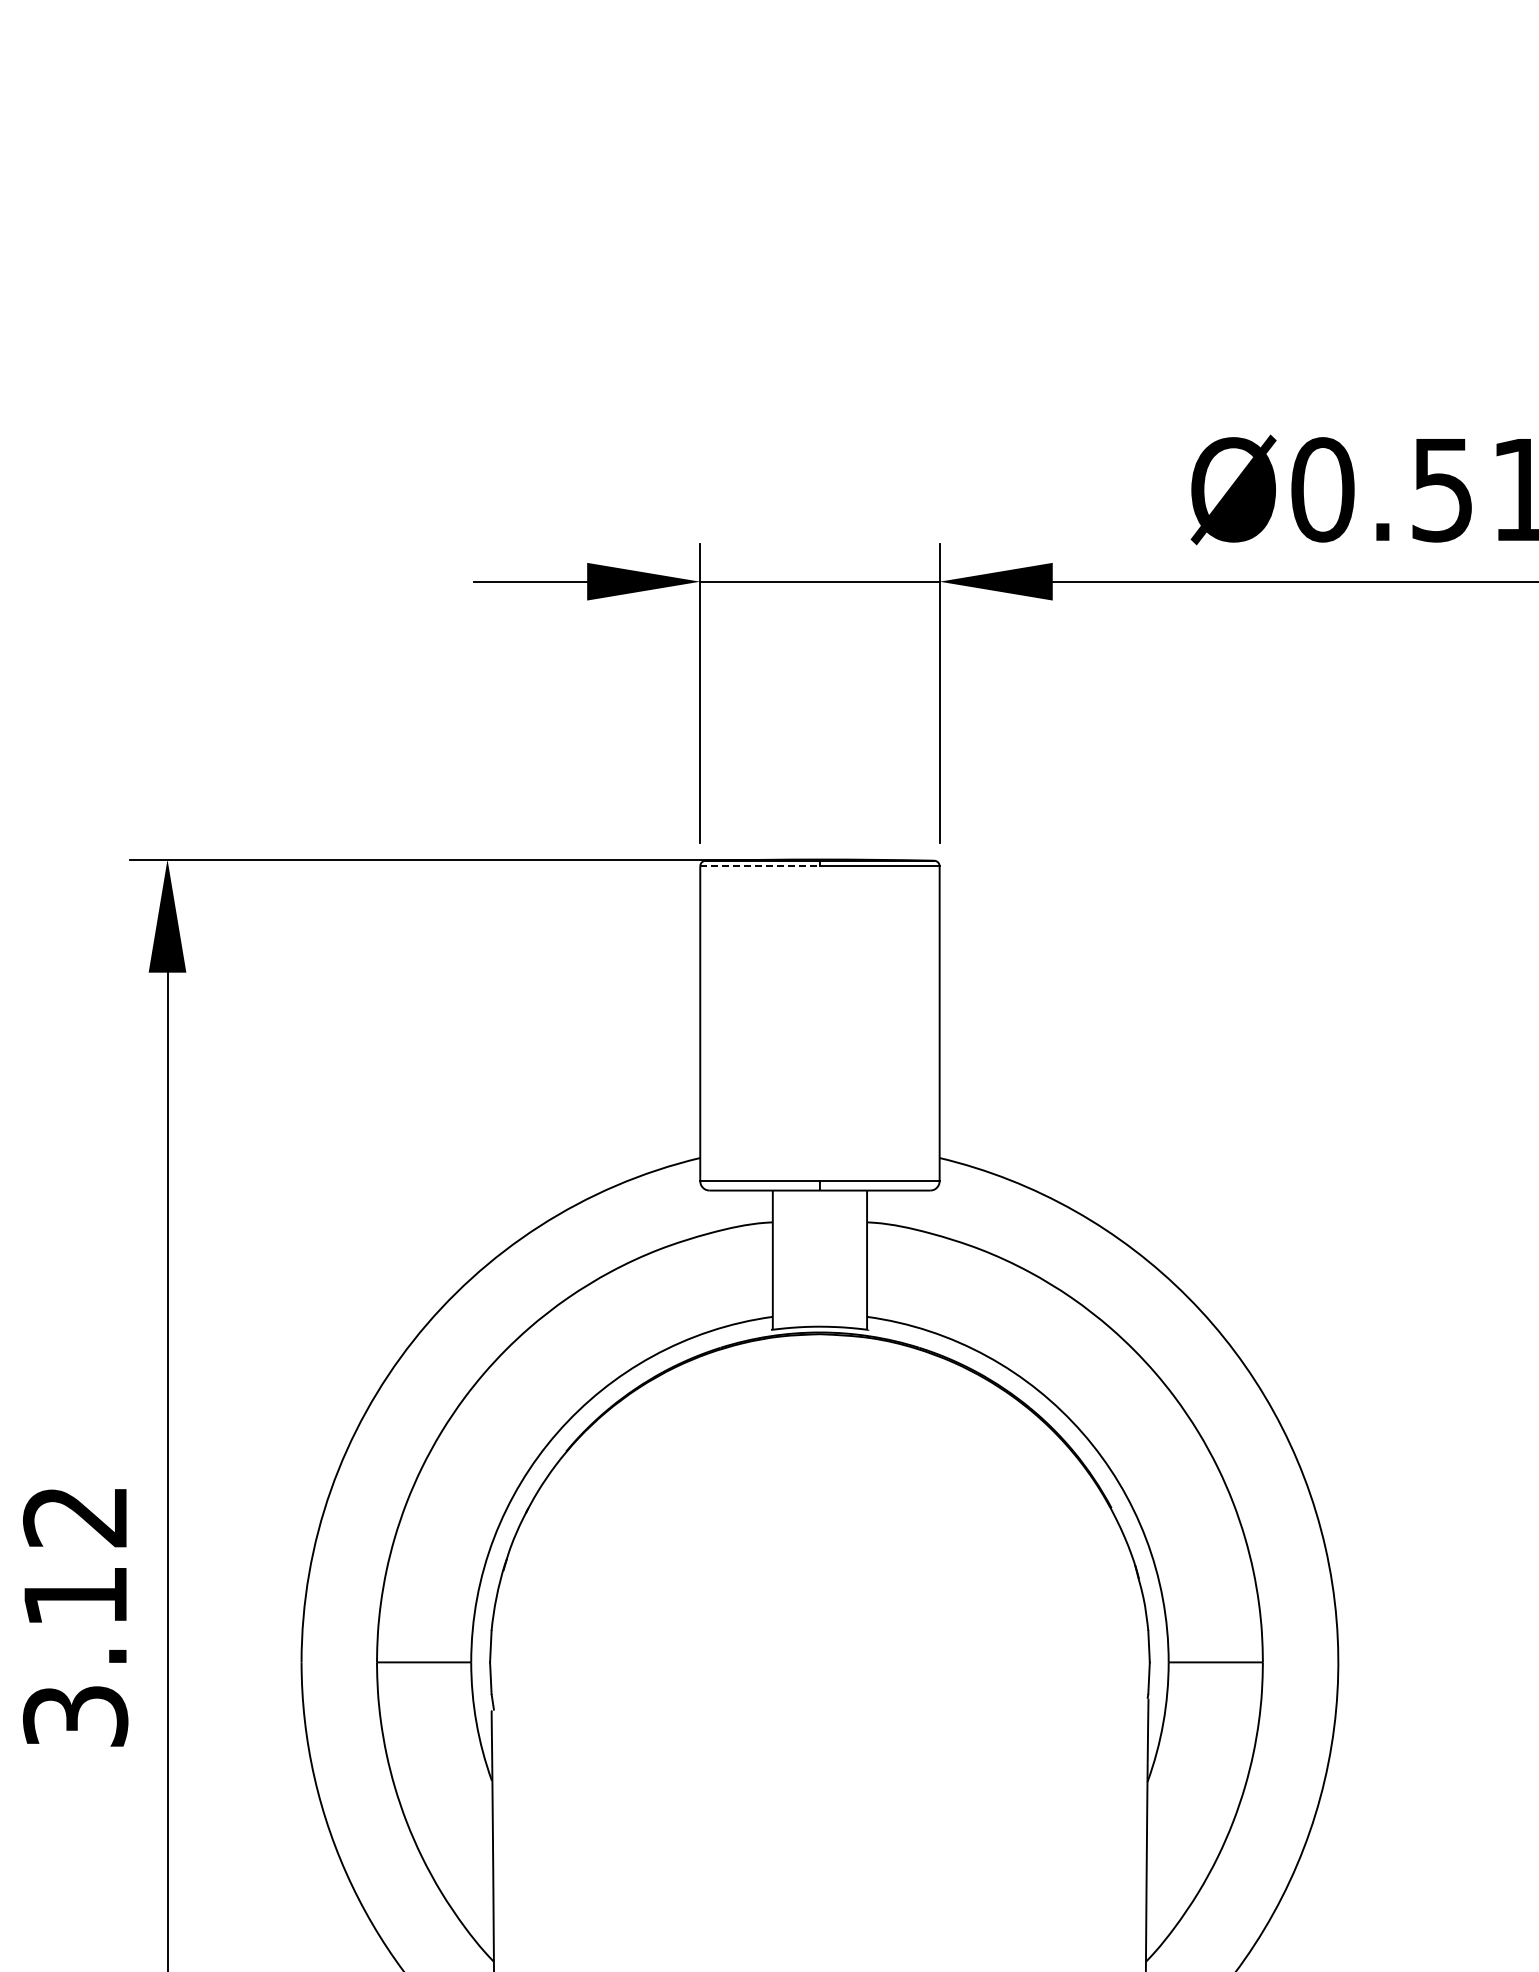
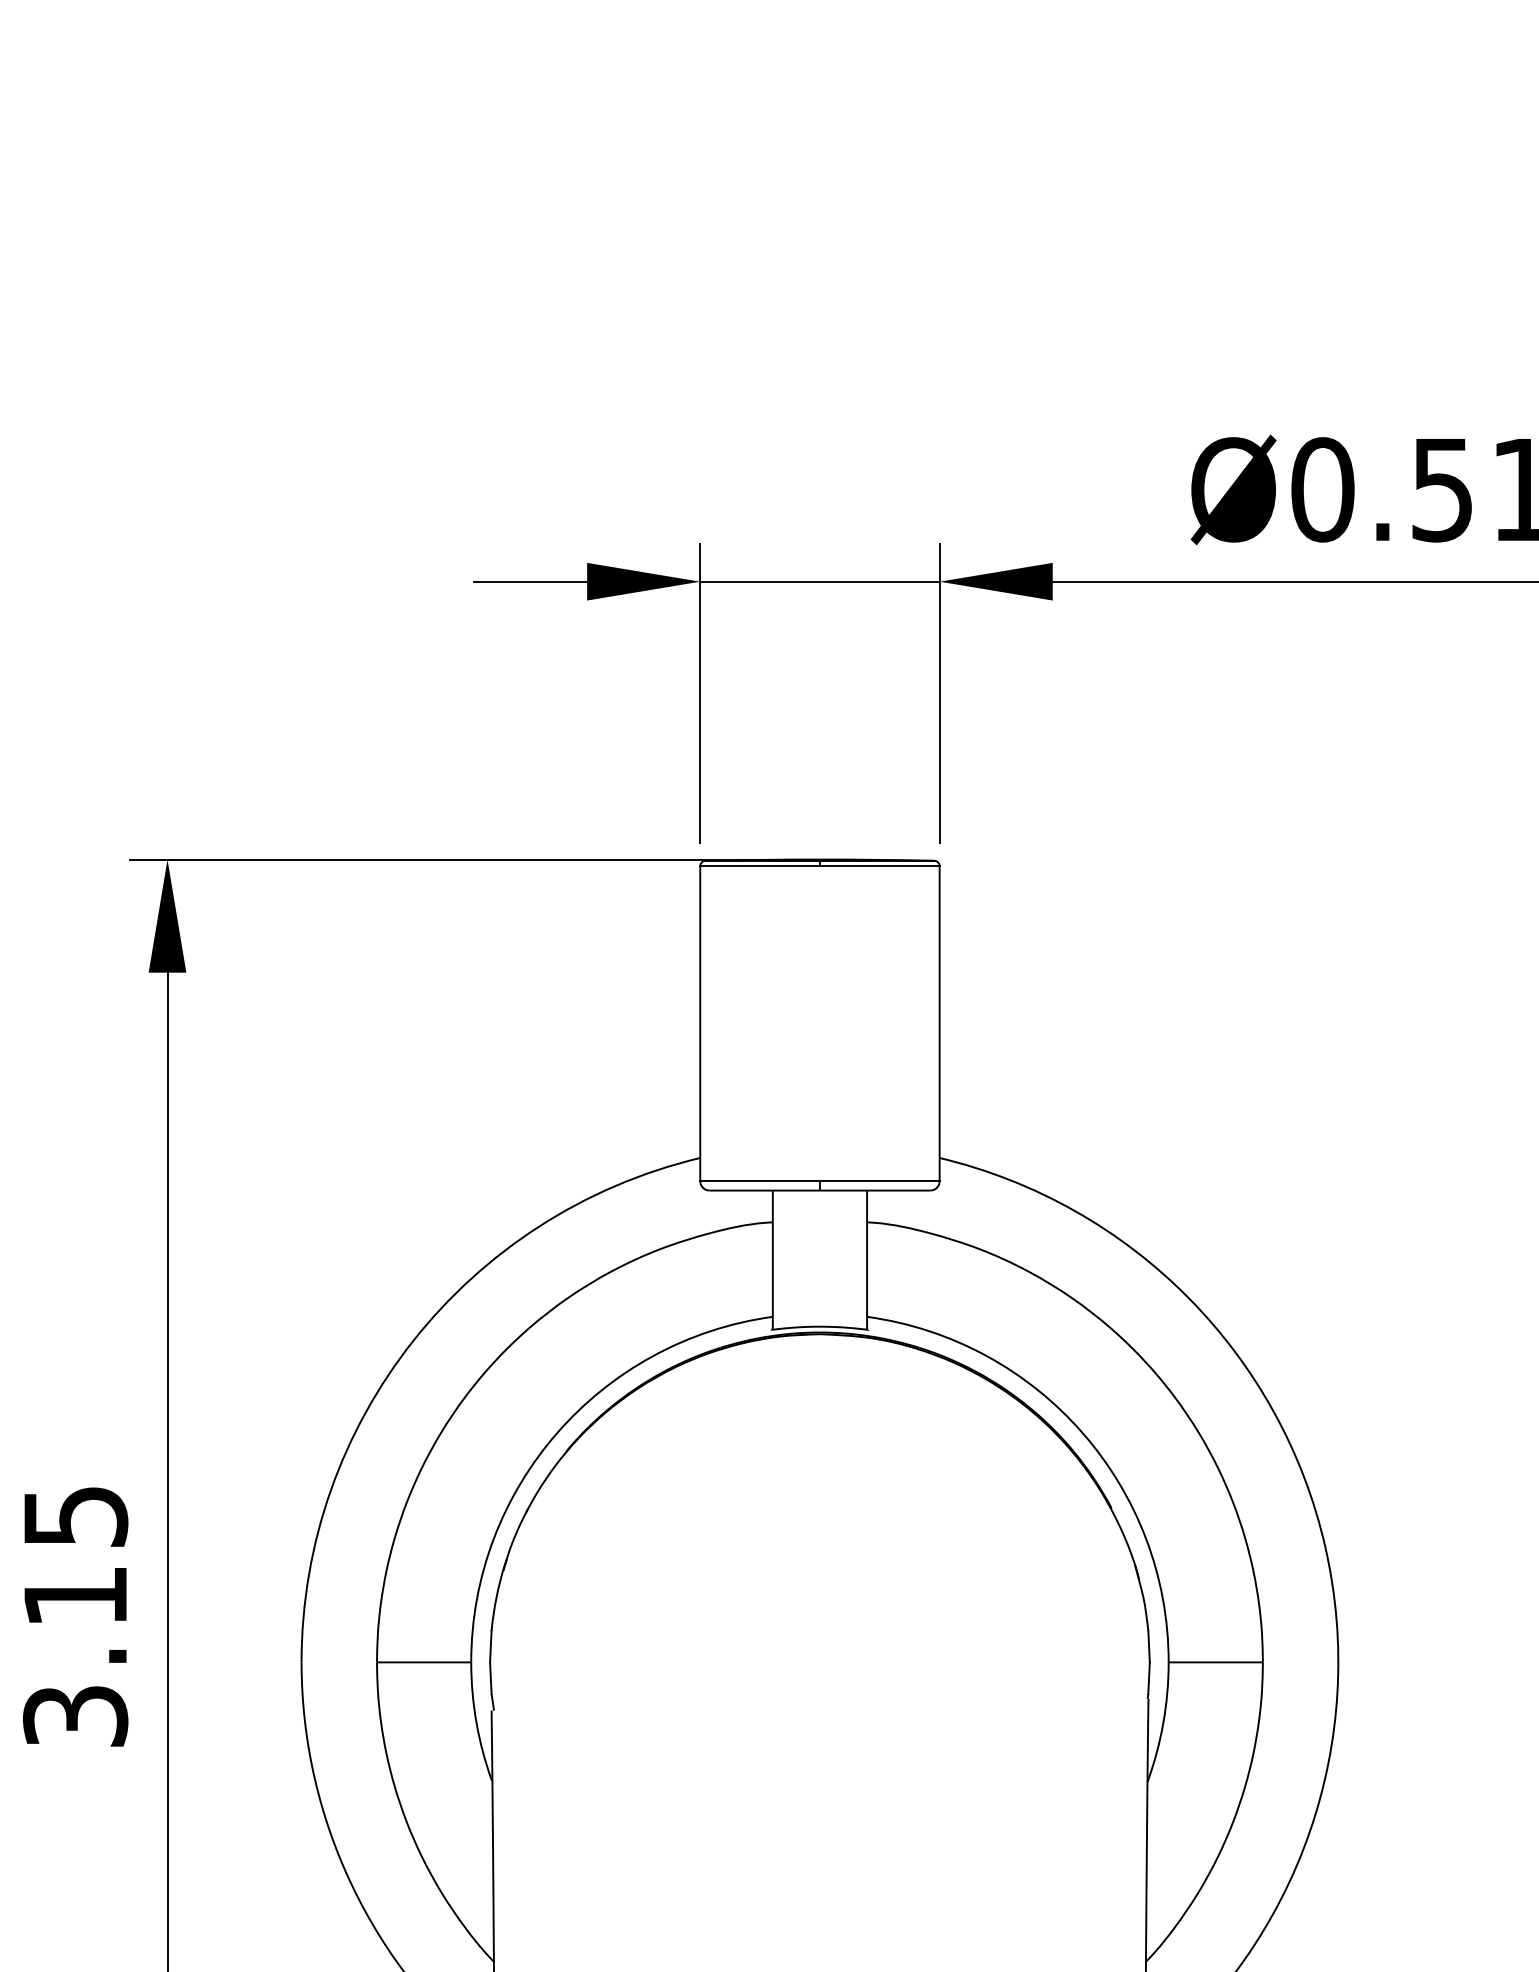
line: dashed -> solid (760, 866)
text: 3.12 -> 3.15 (75, 1517)
